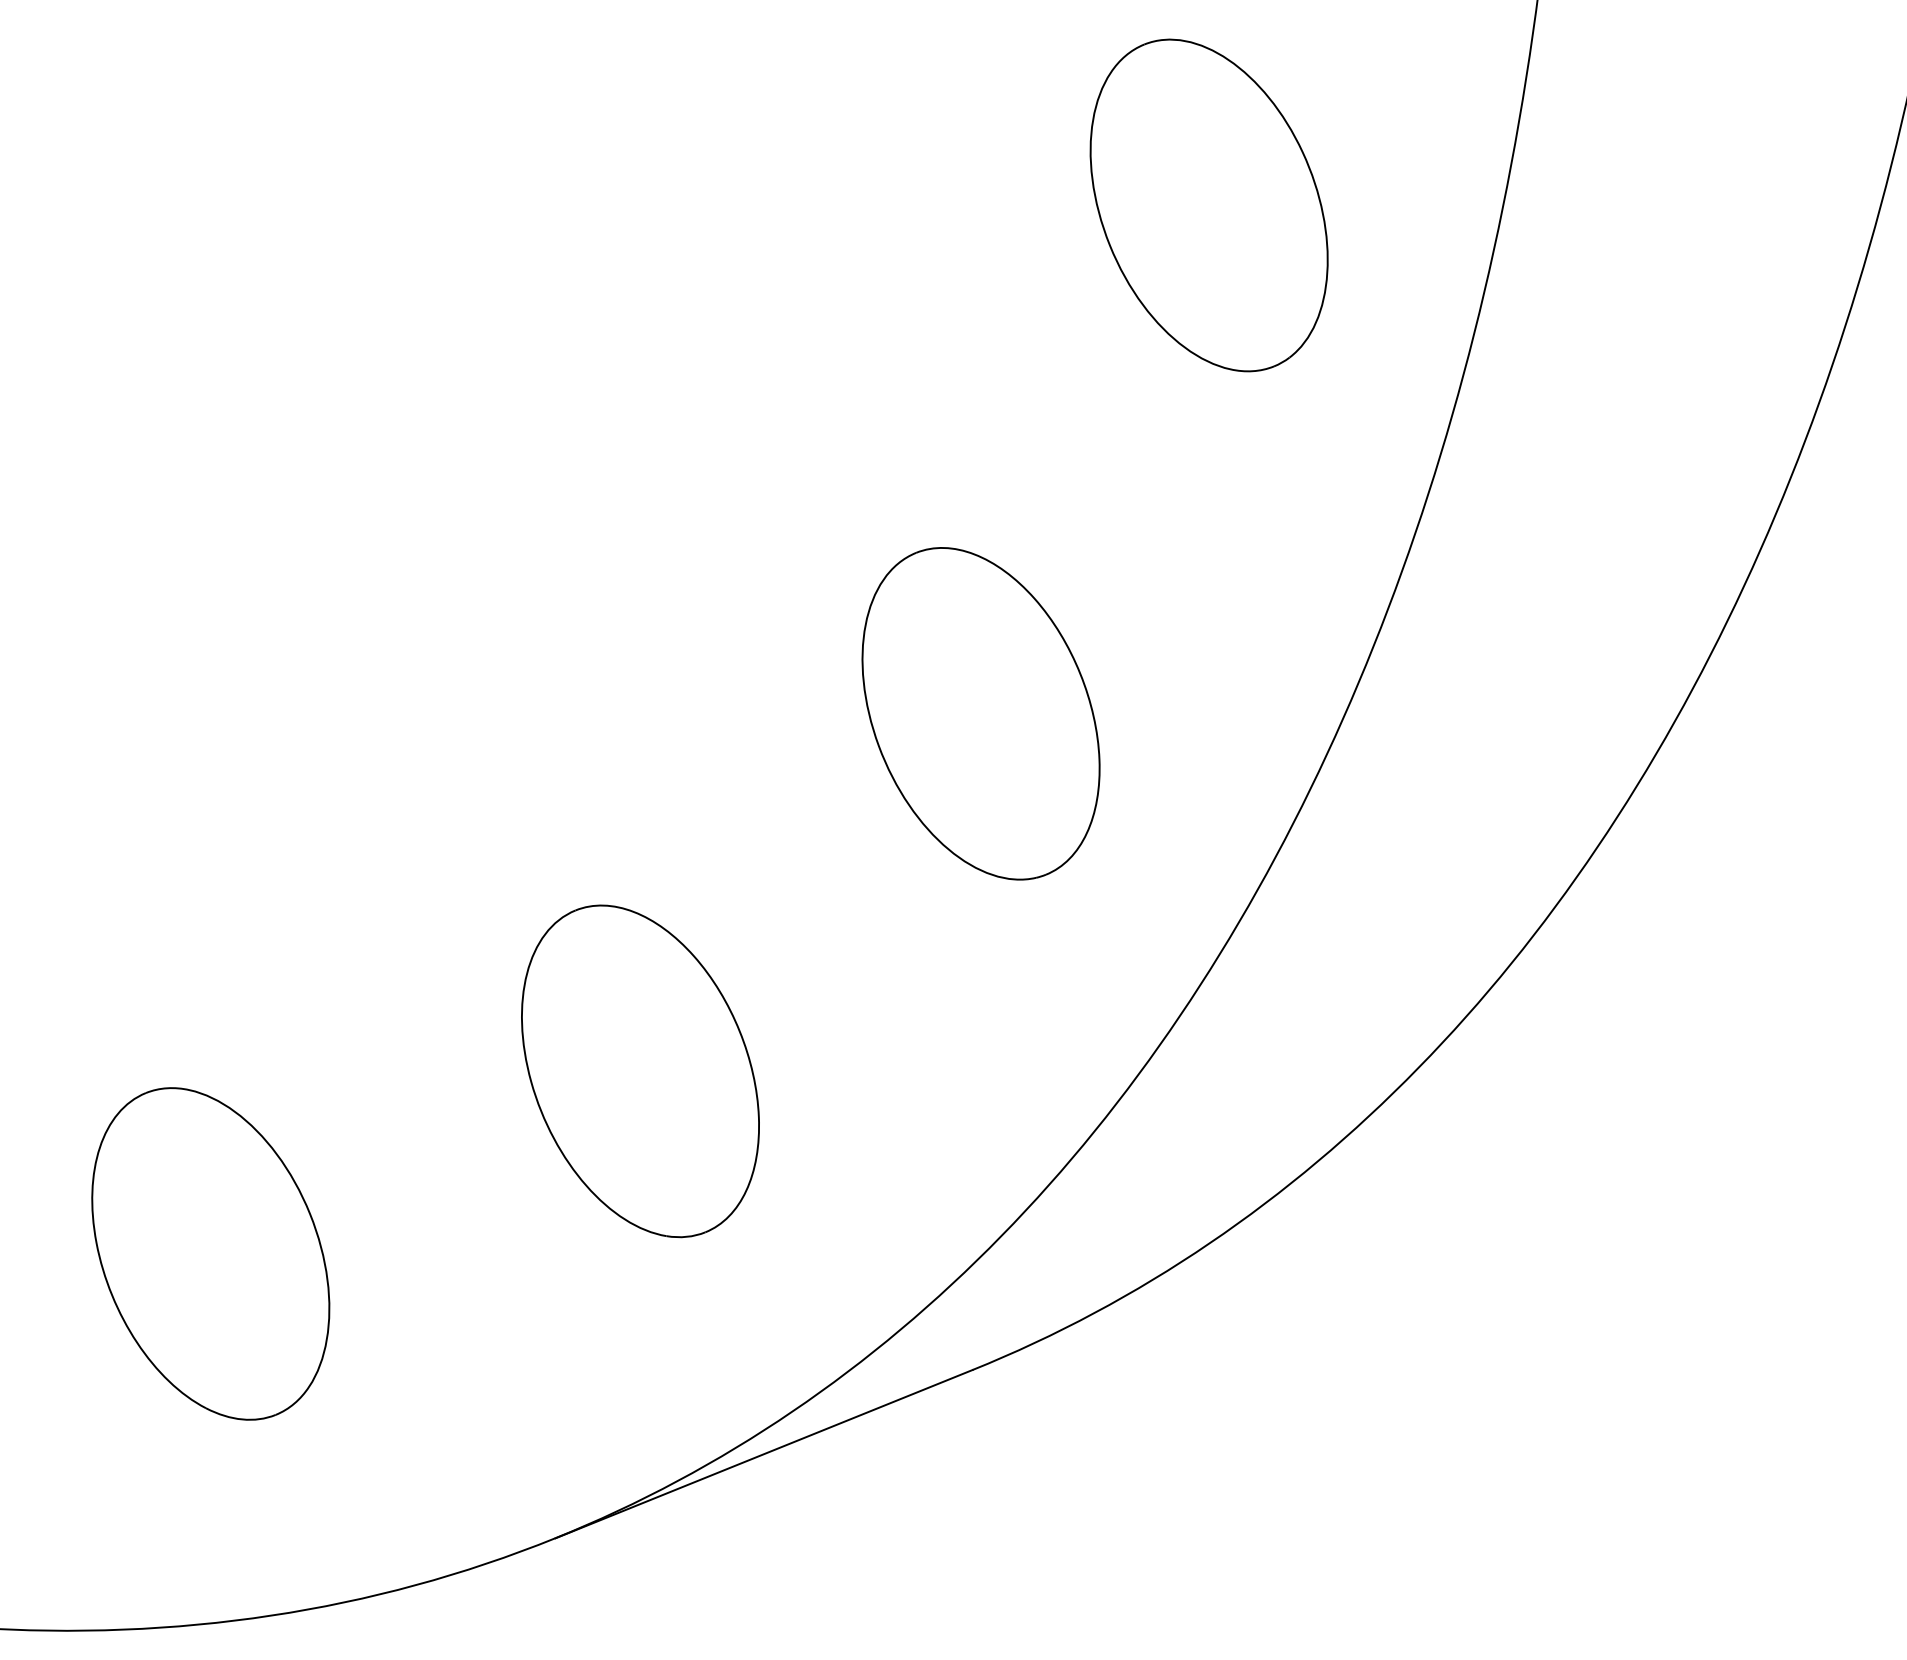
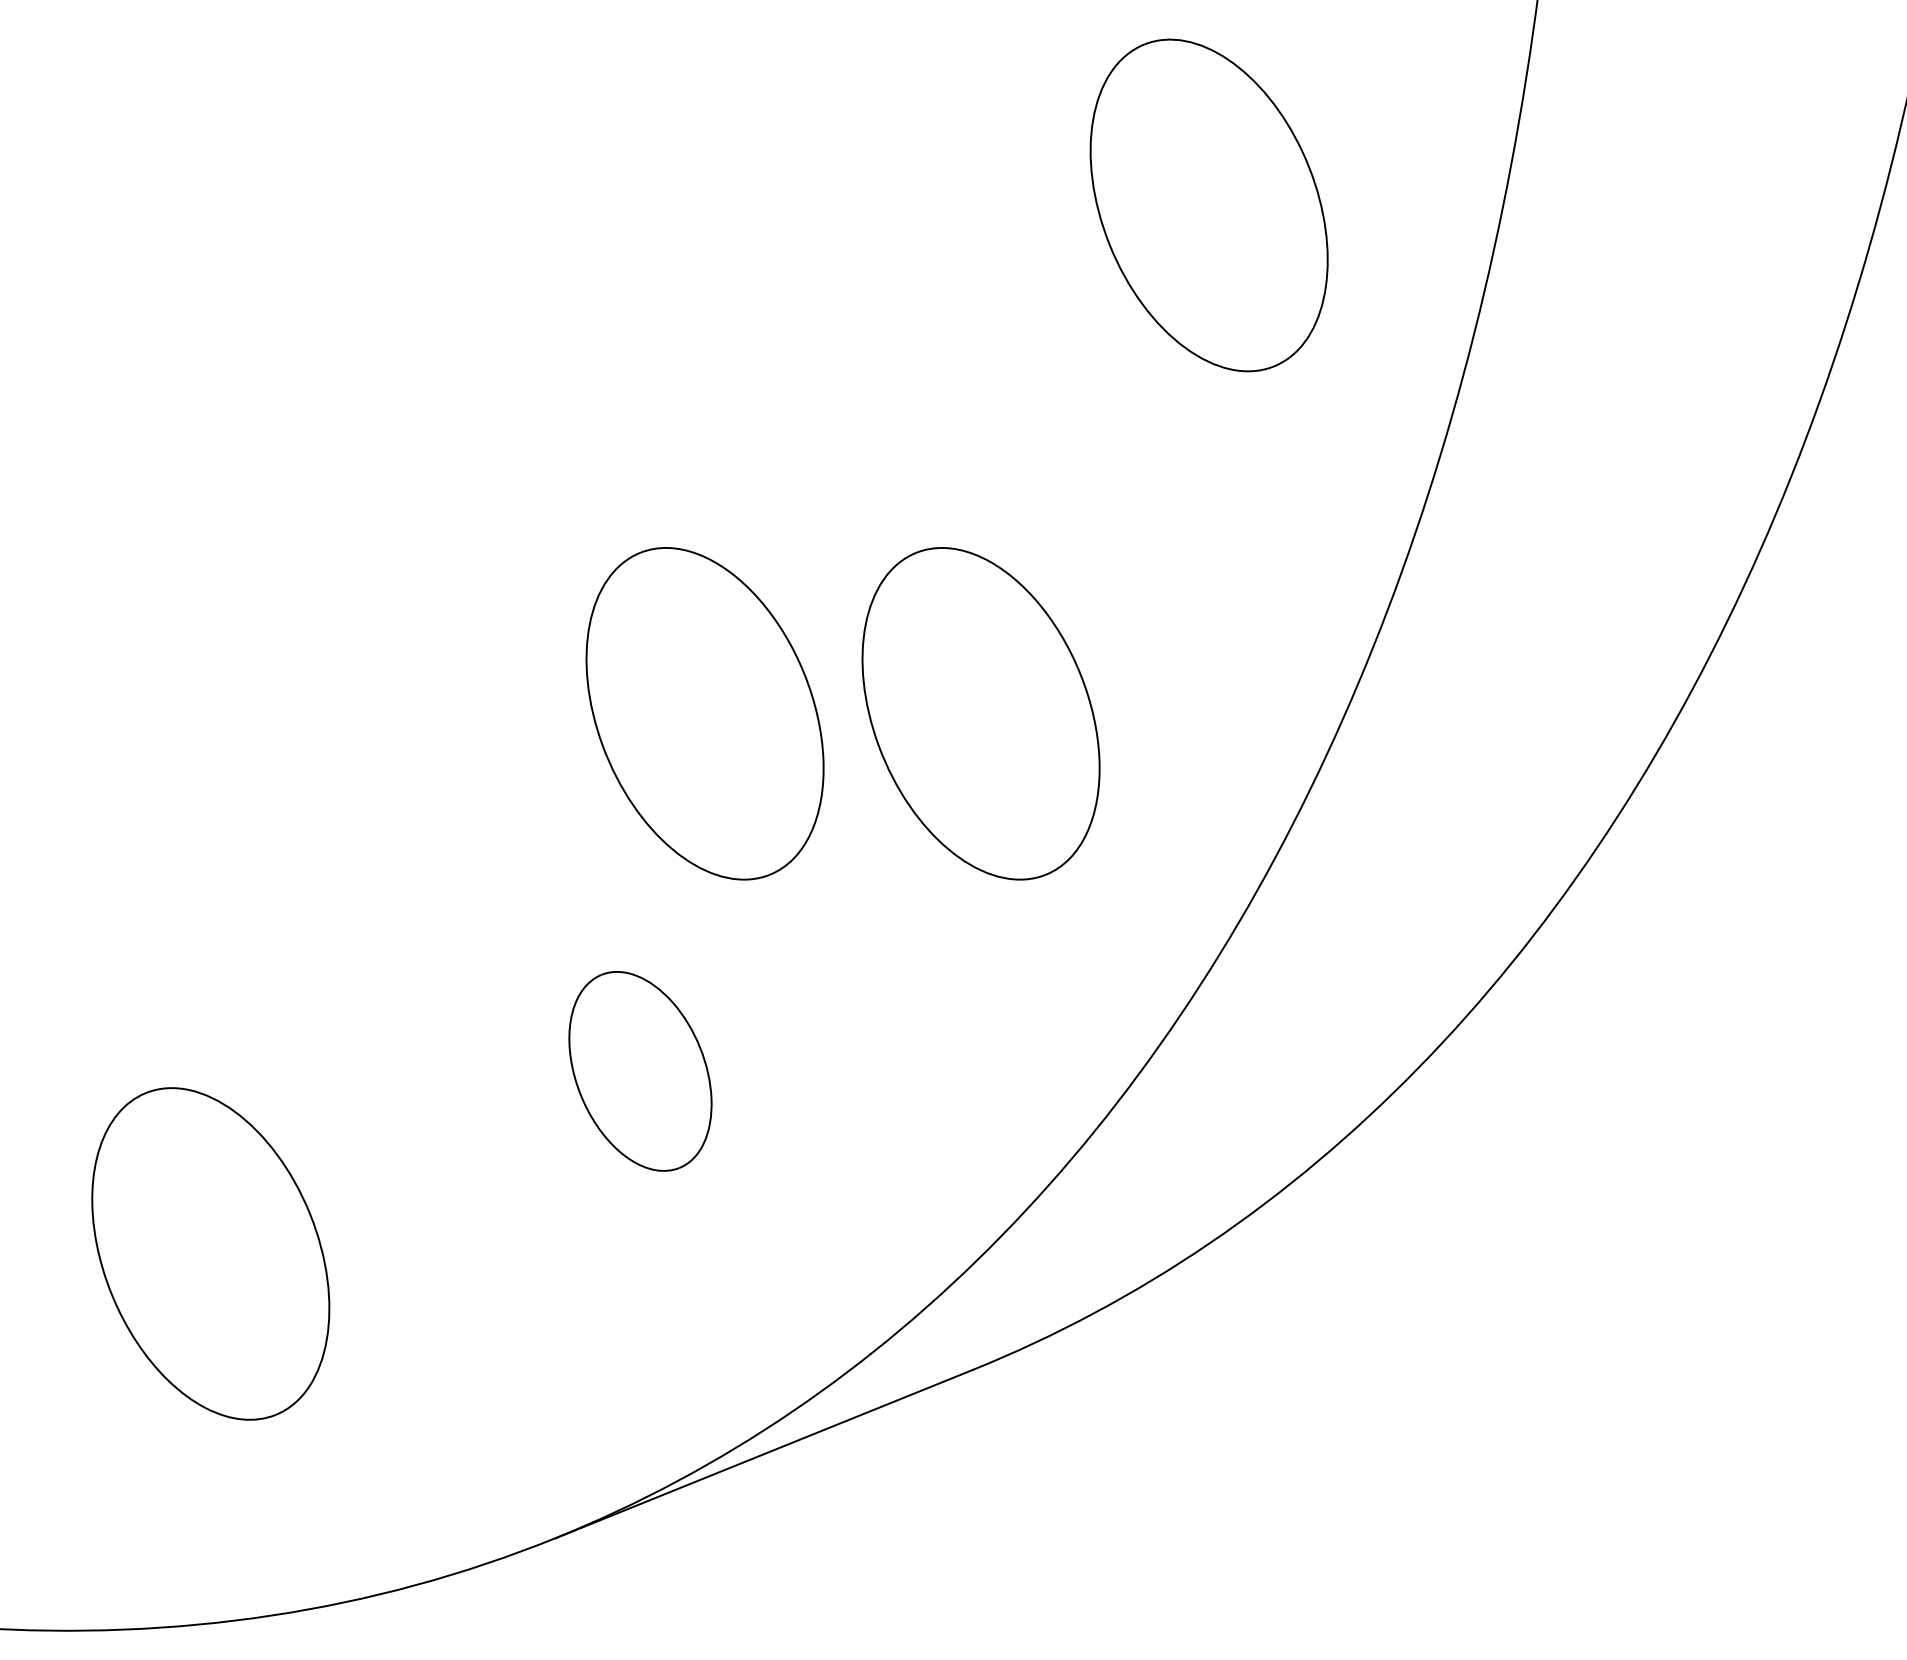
part: none -> present (704, 713)
part size: 239x335 px -> 145x201 px (640, 1071)
